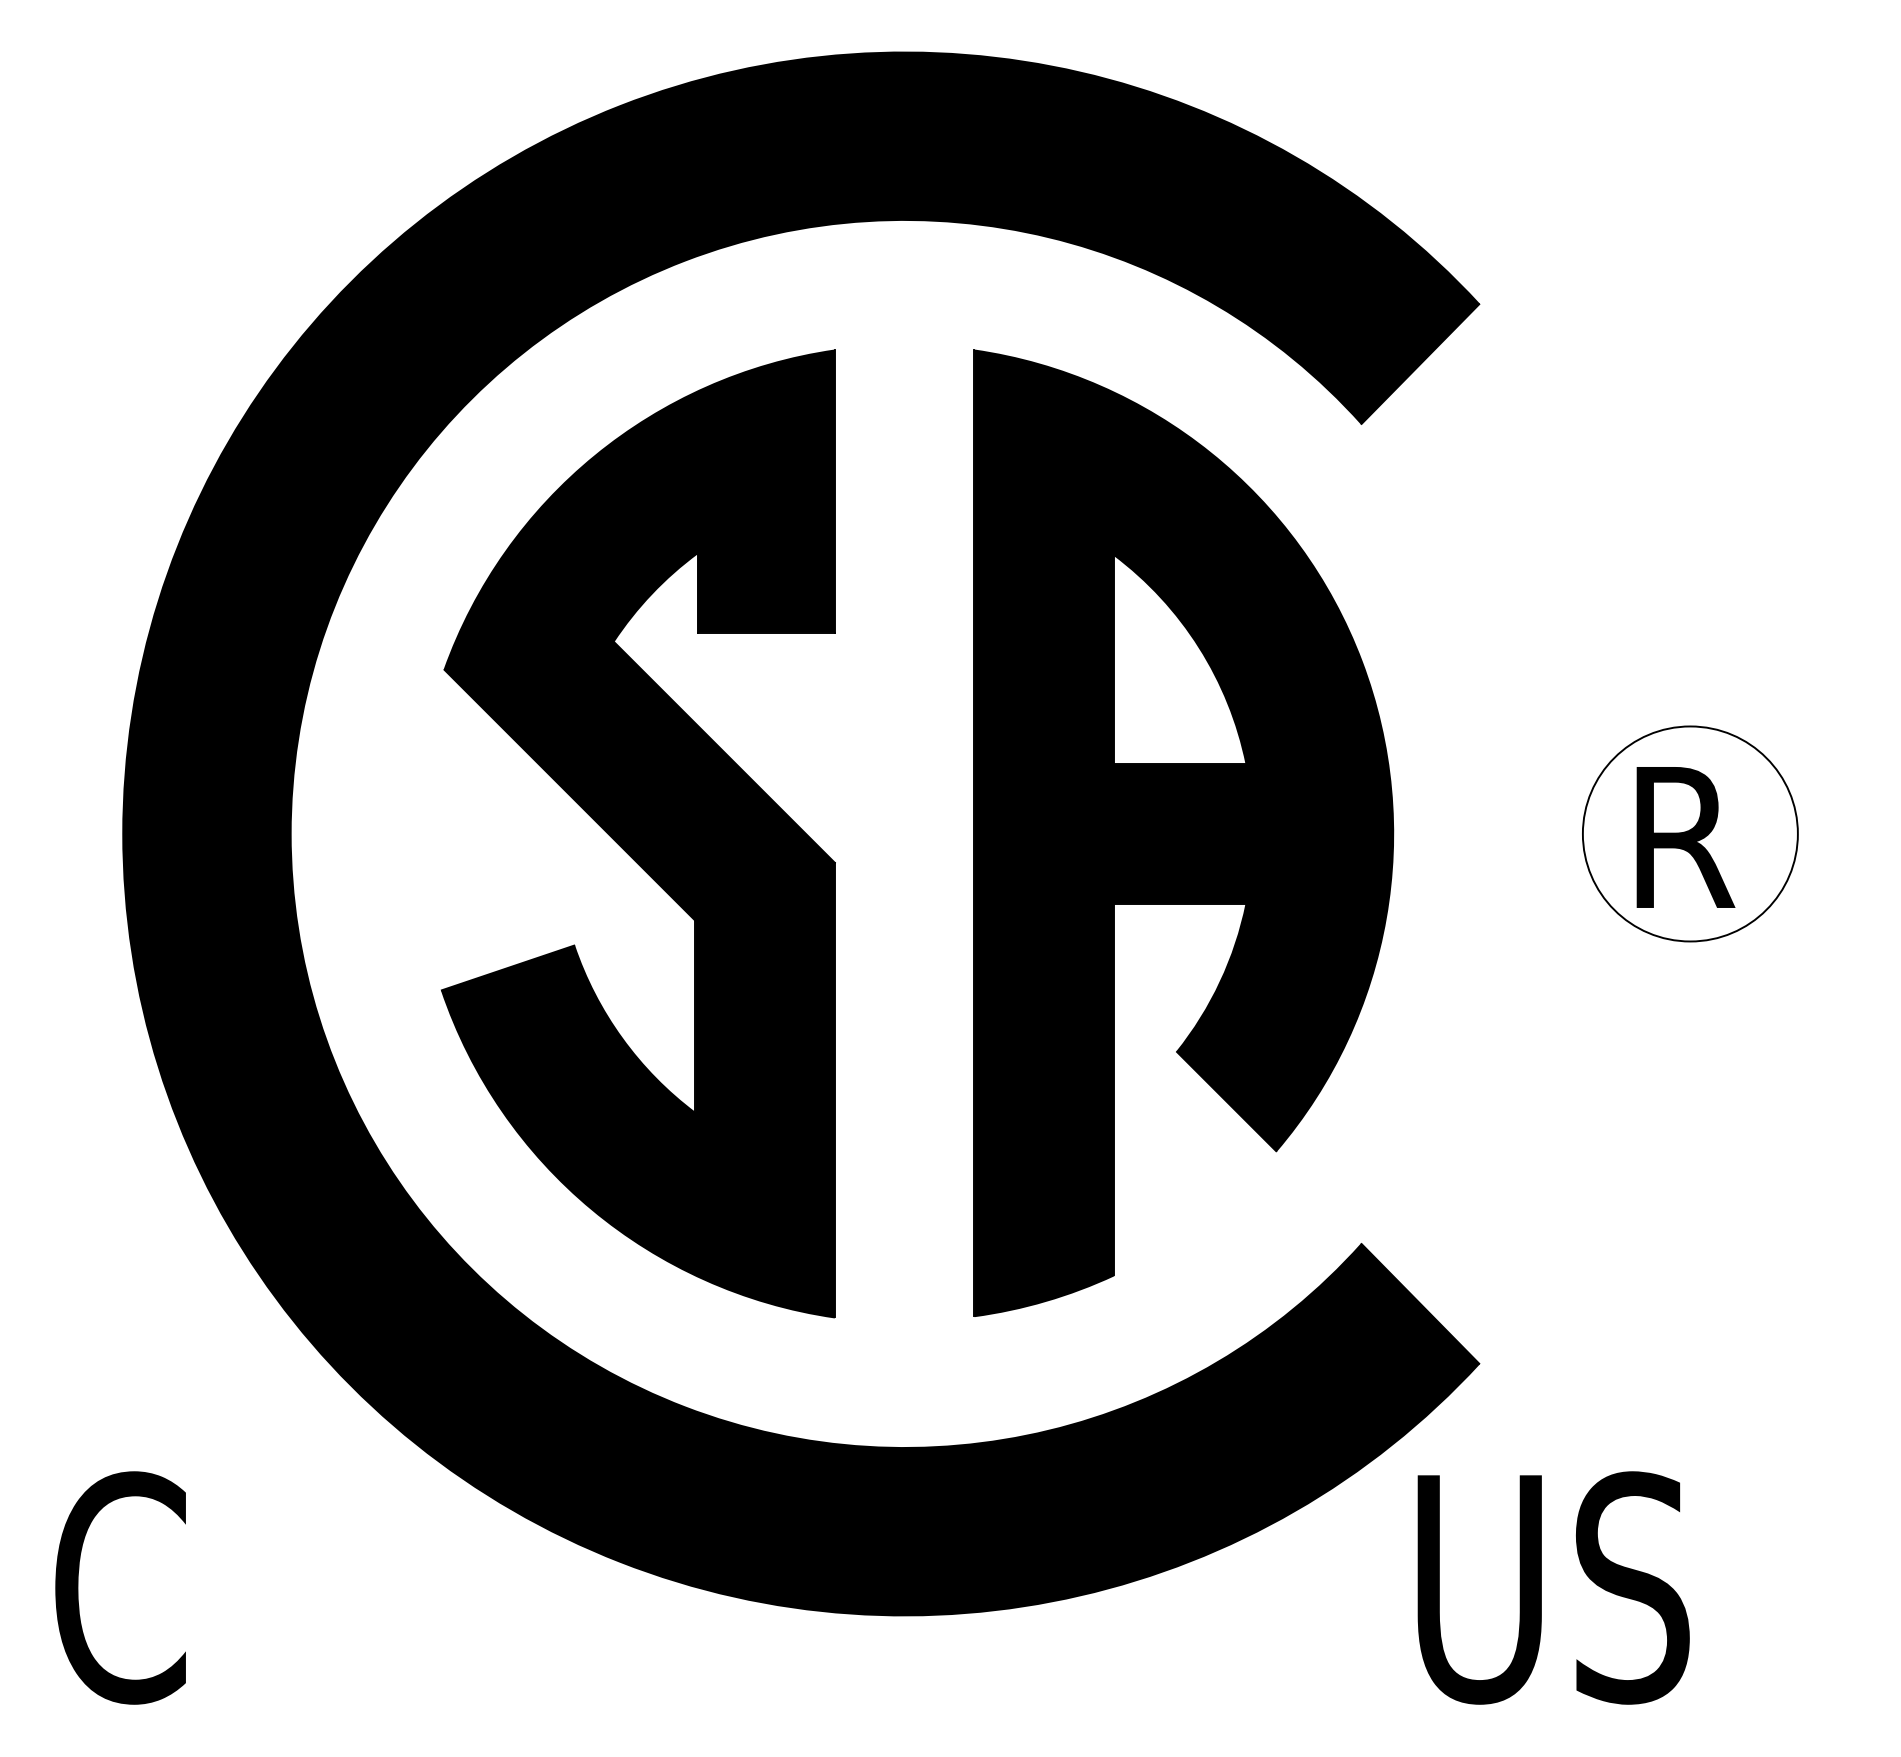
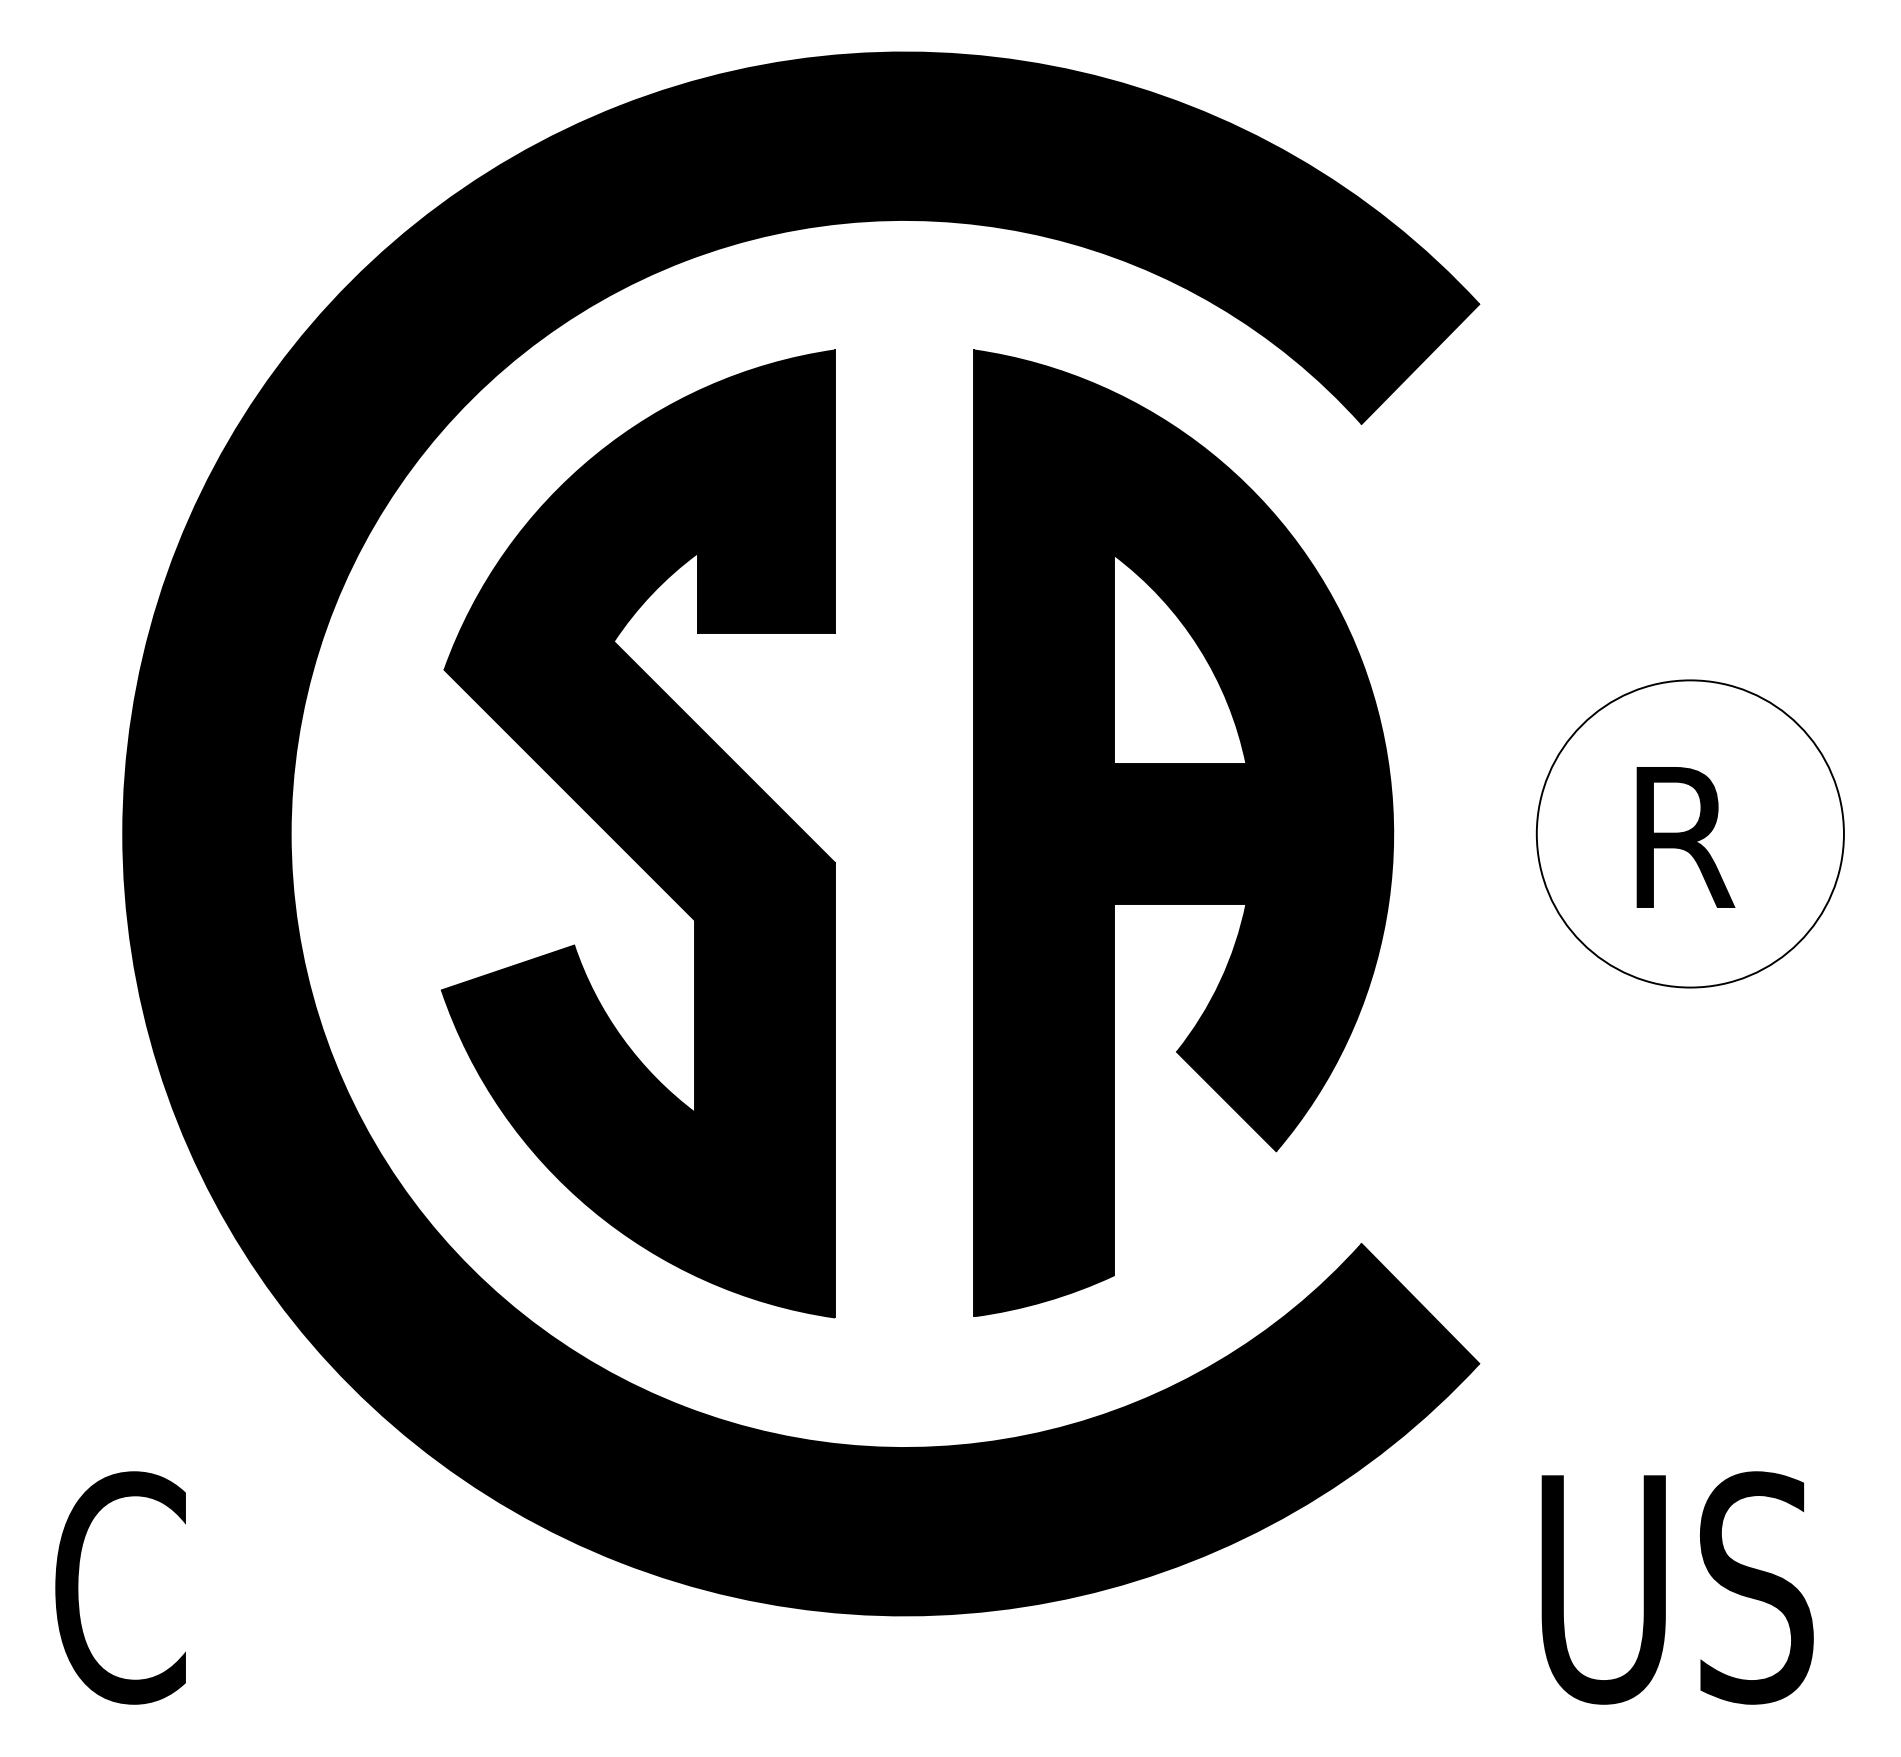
circle diameter: 215 px -> 307 px (1689, 833)
text position: (1553, 1587) -> (1677, 1587) (1677, 1587)
